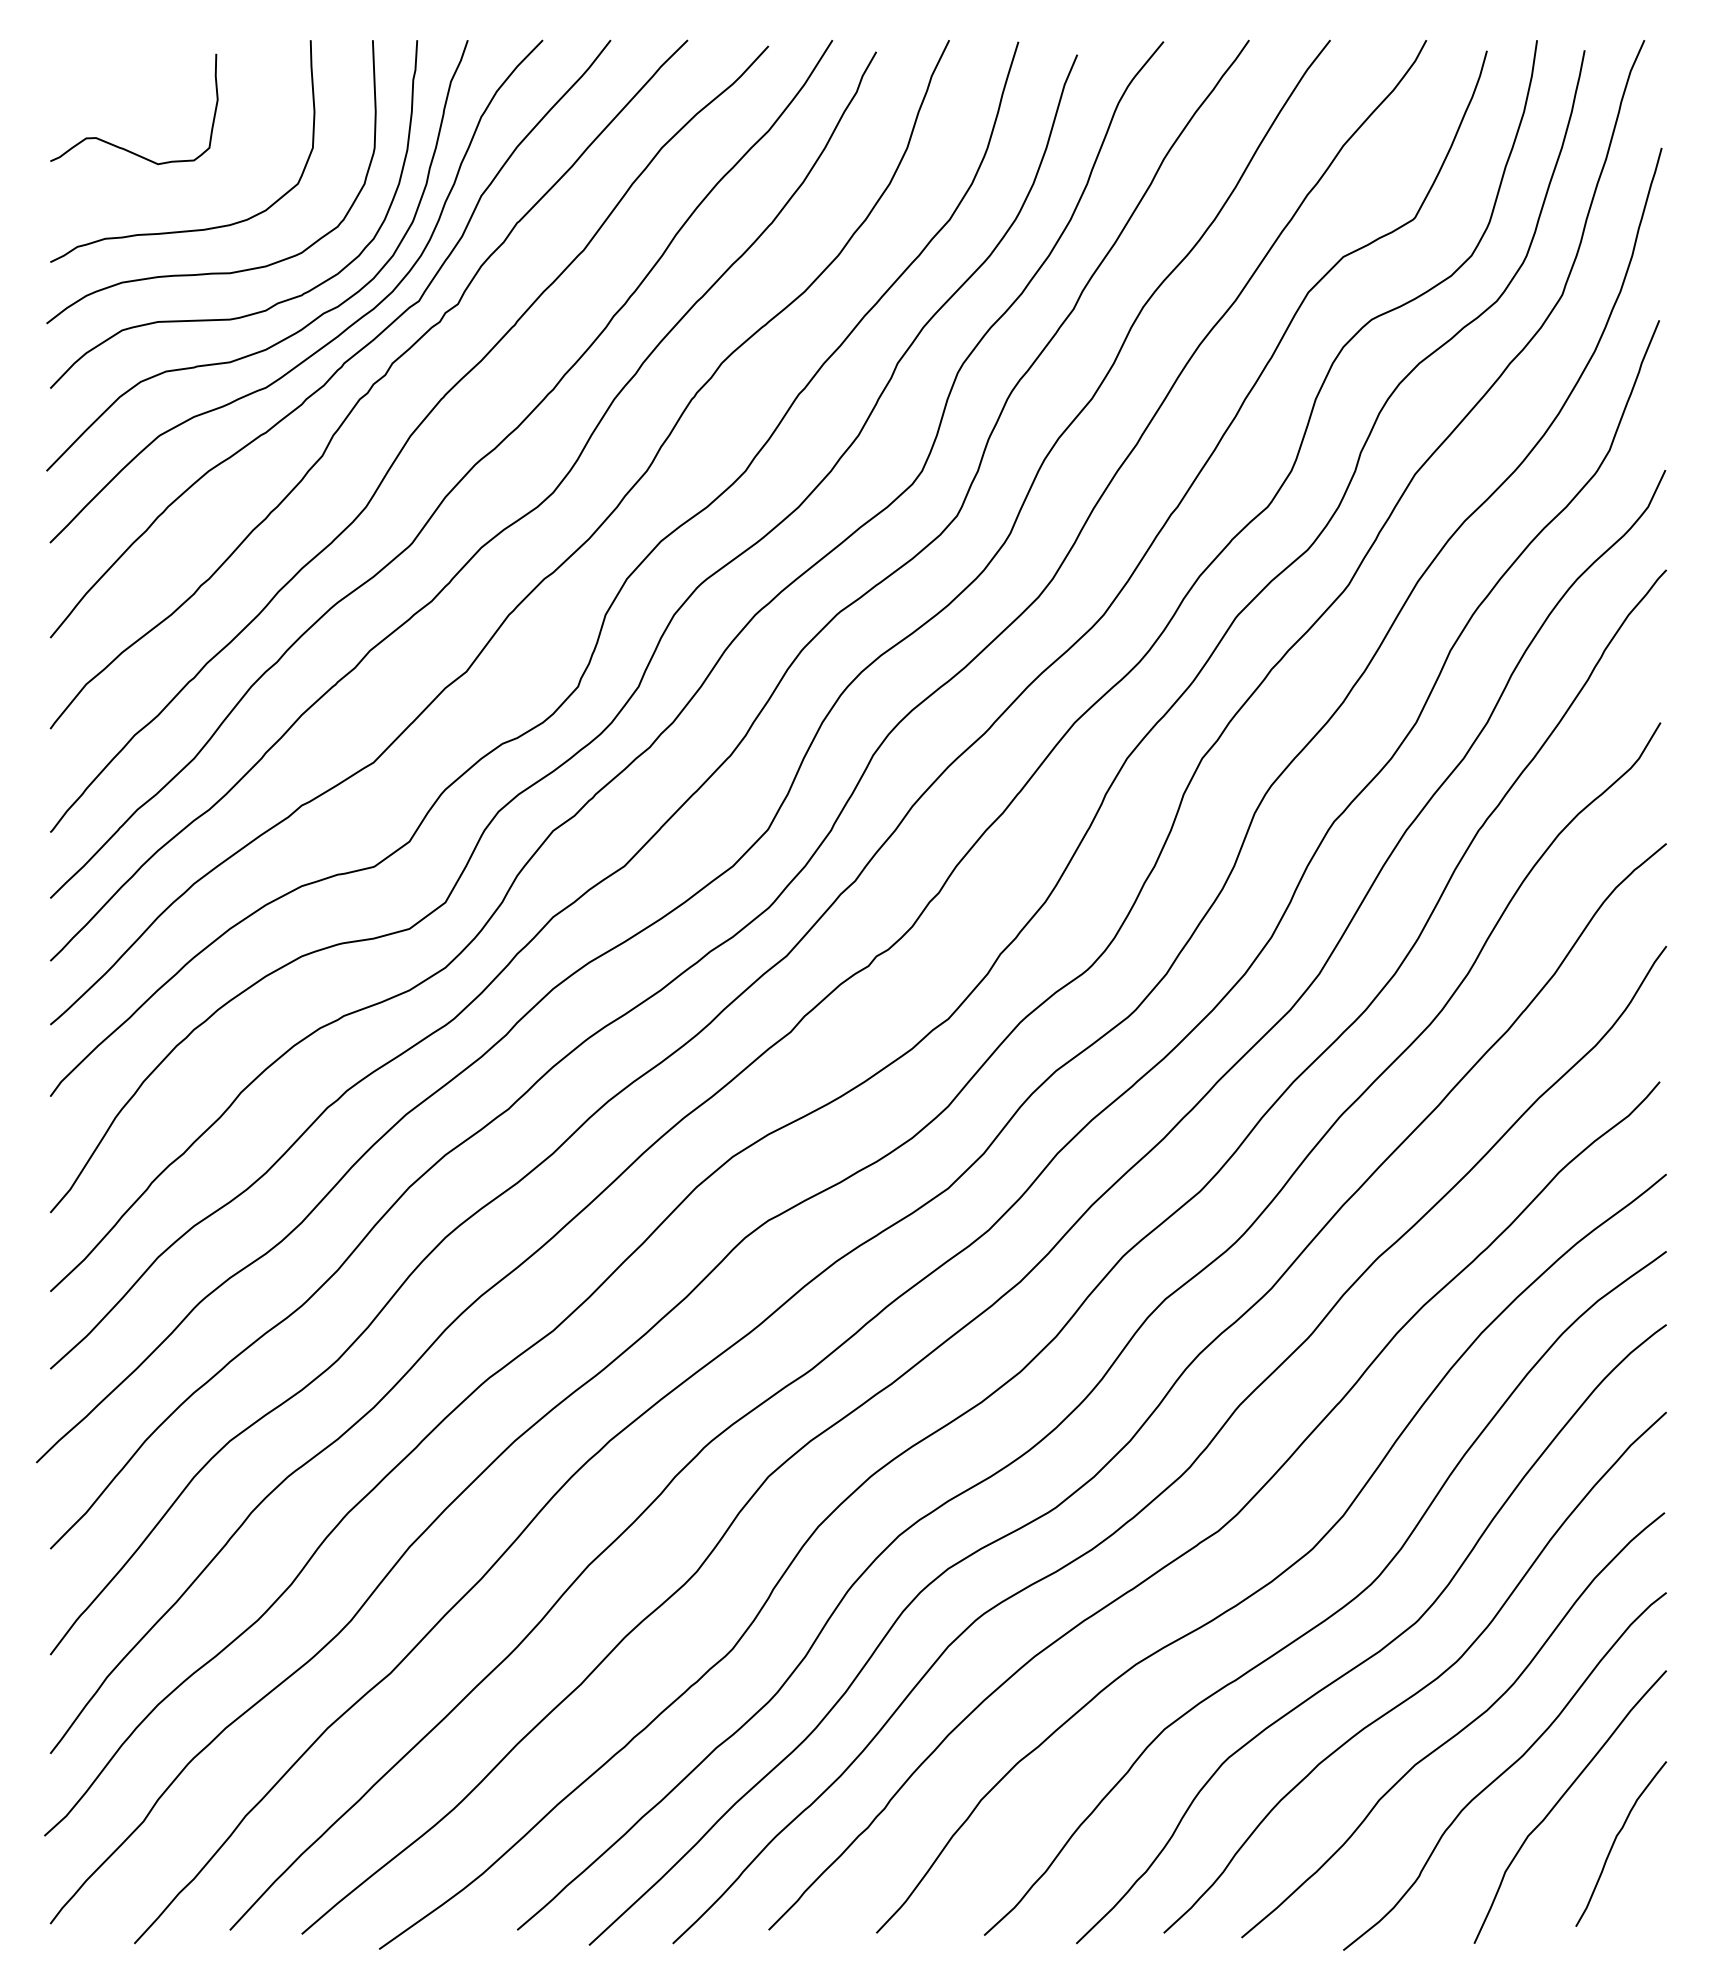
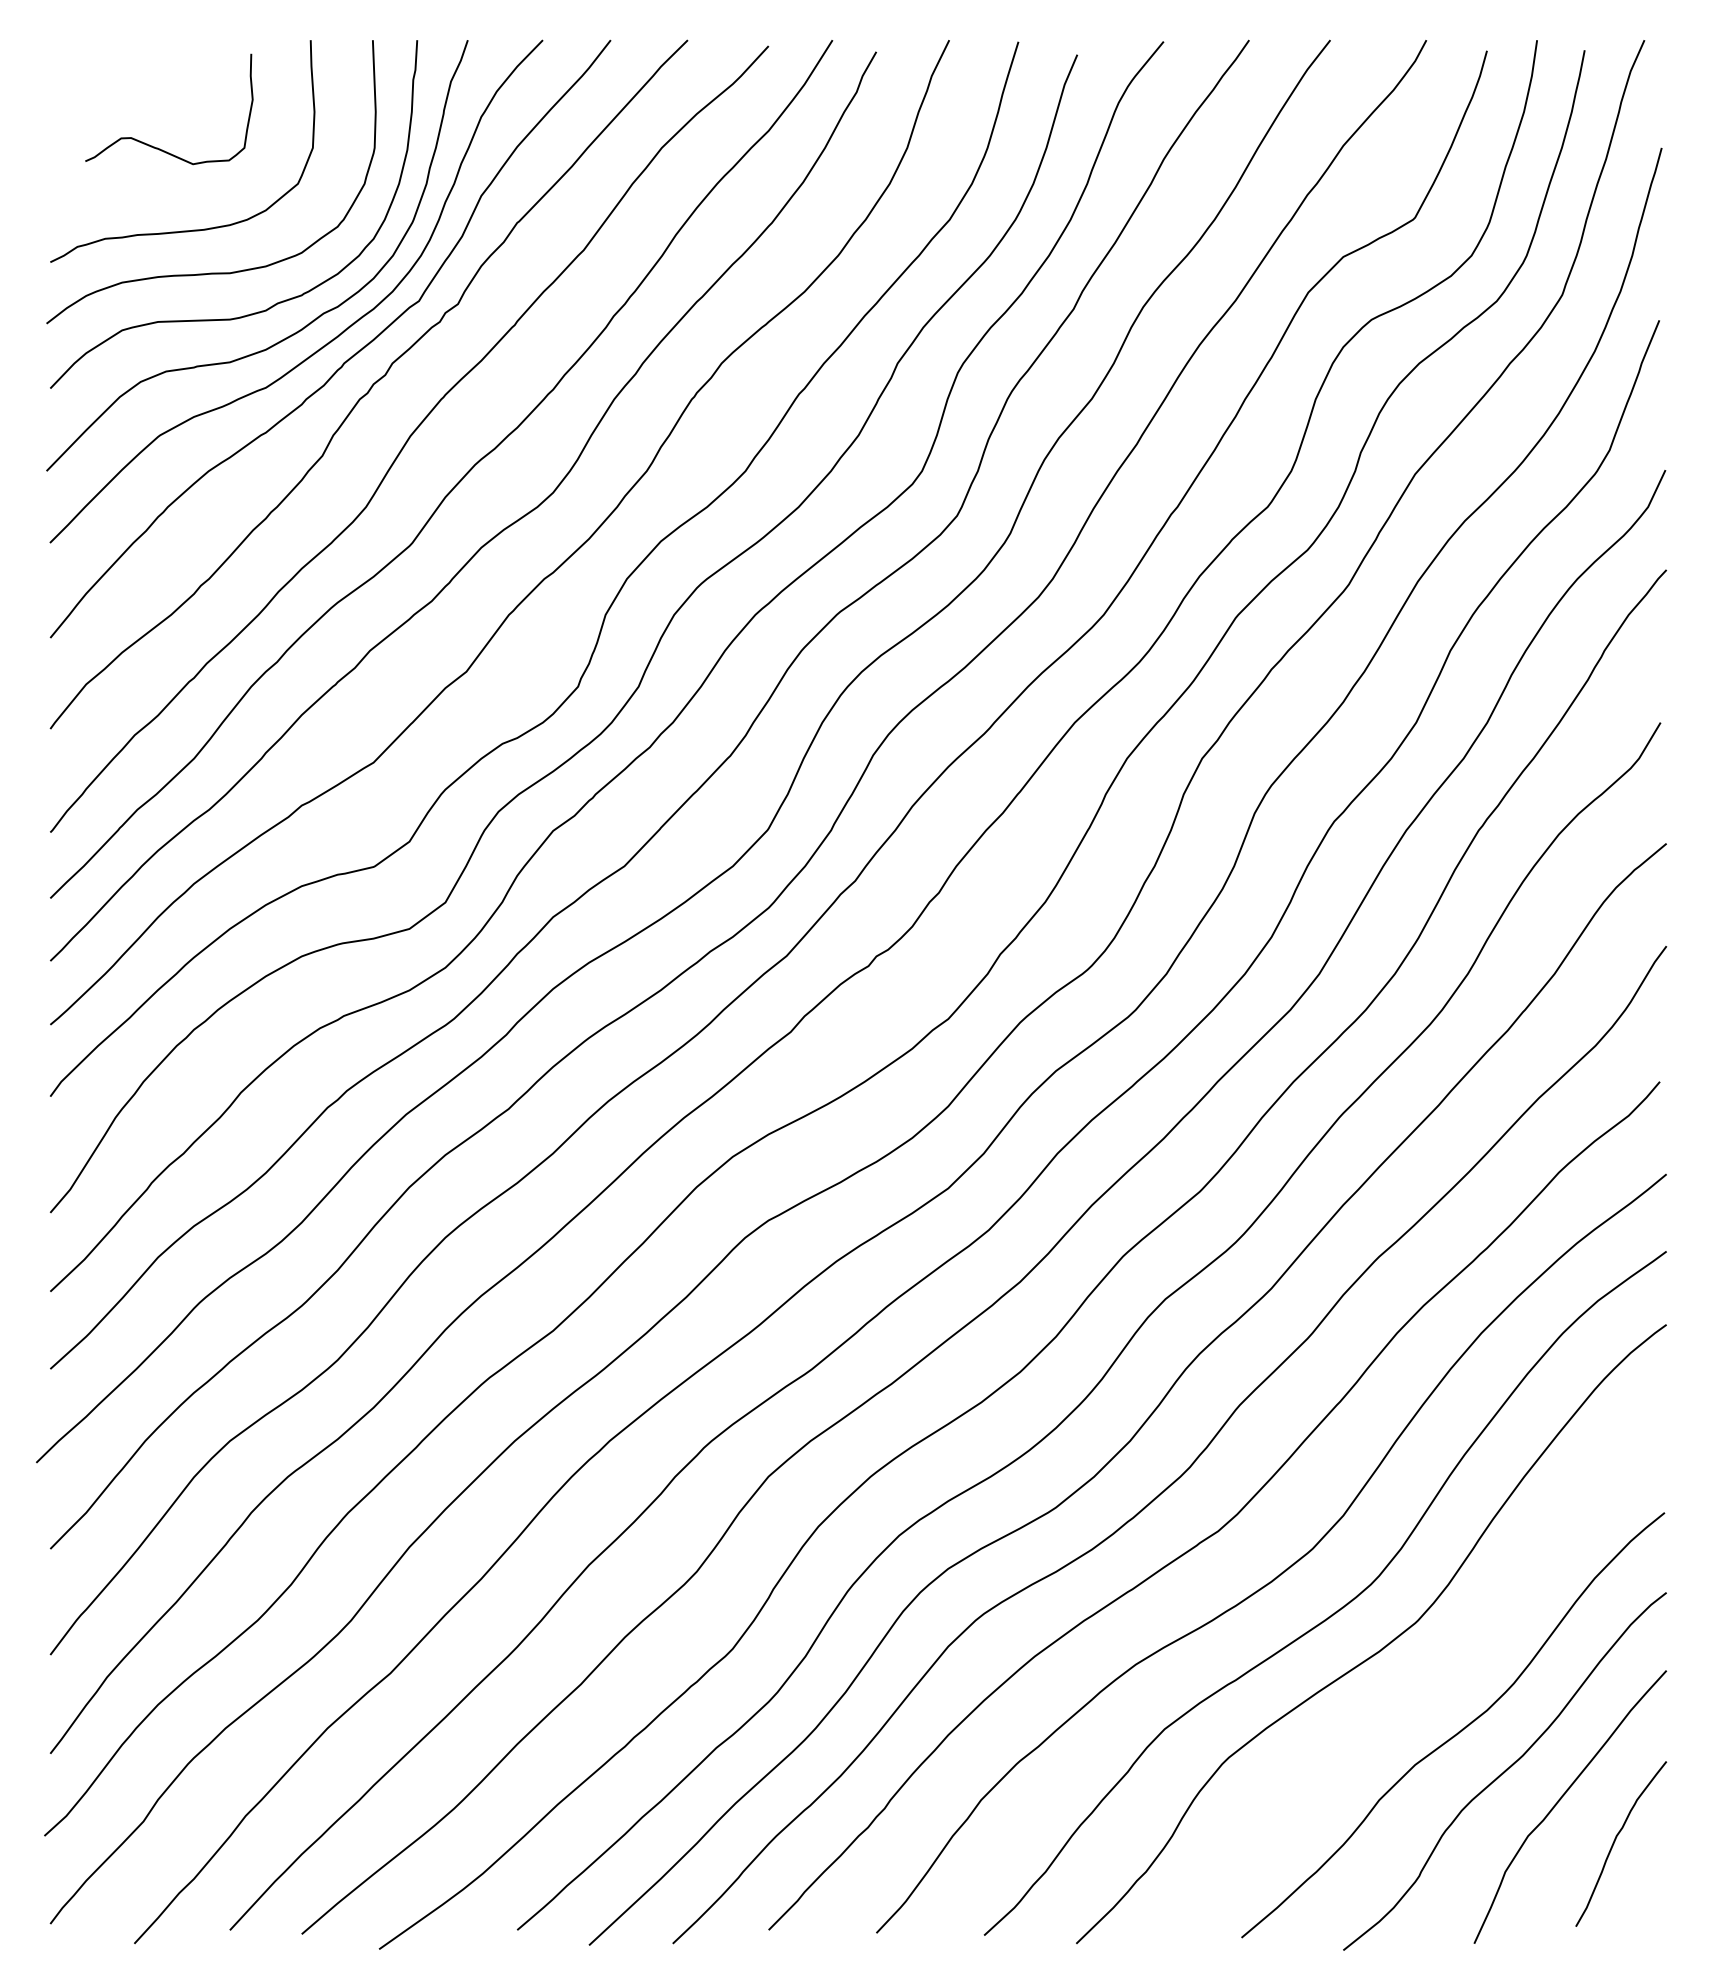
curve position: (117, 145) -> (152, 145) (152, 145)
curve: present -> none (1426, 1684)
